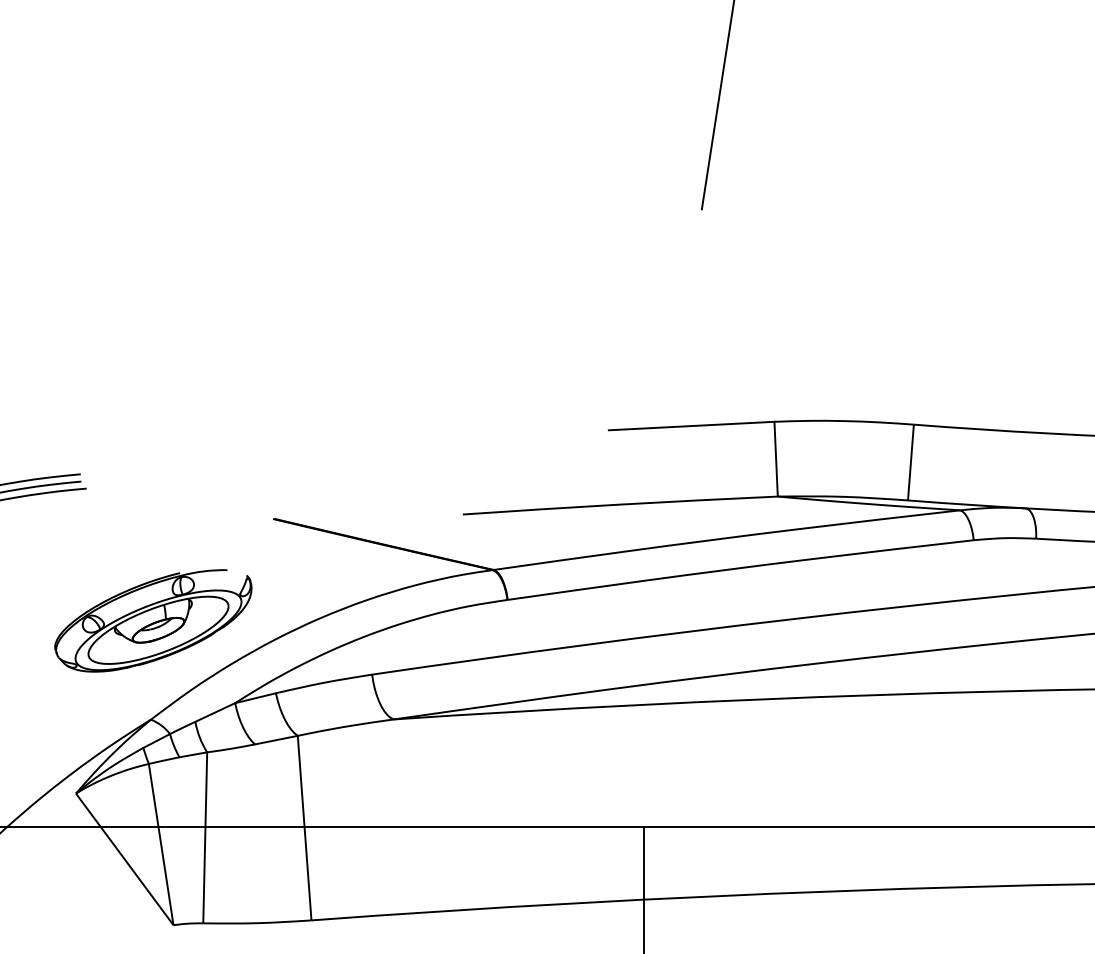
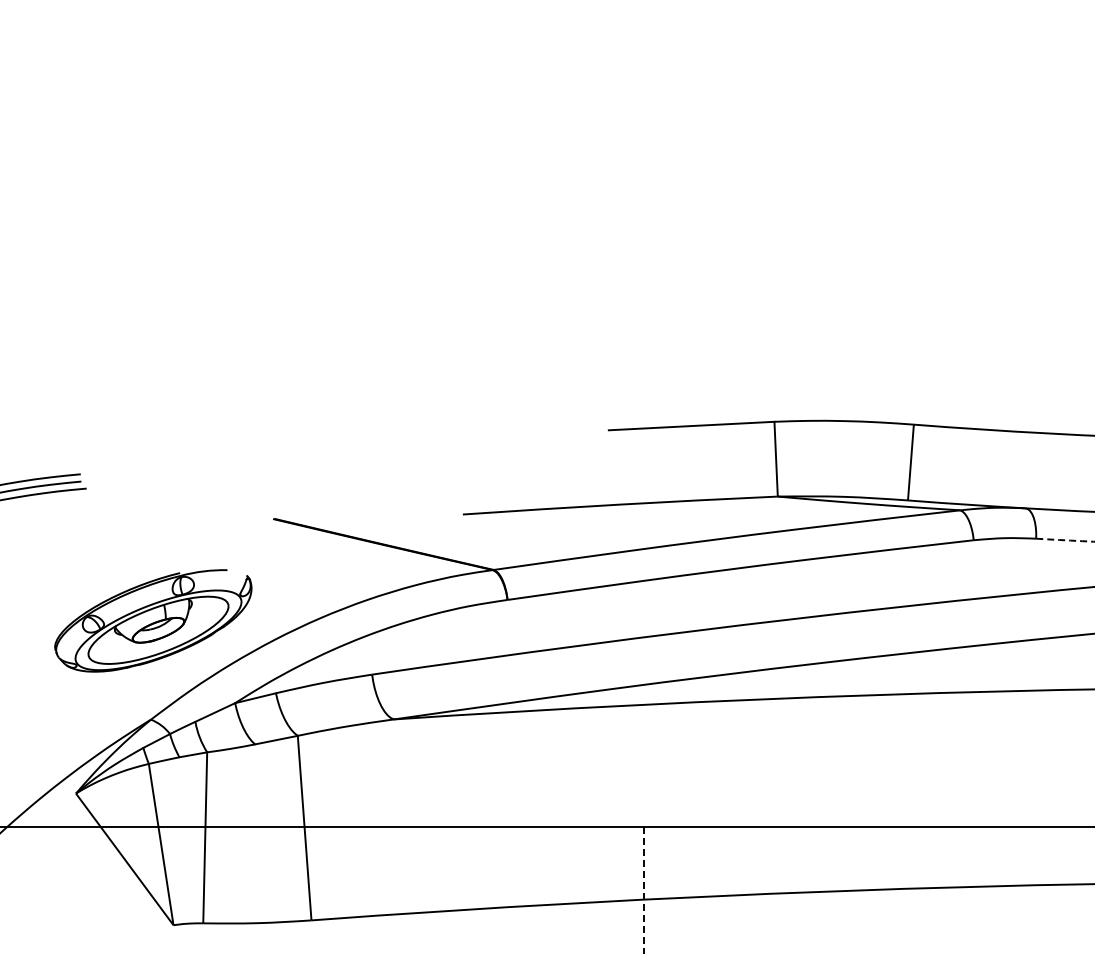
line: present -> none (717, 105)
arc: solid -> dashed (1066, 540)
line: solid -> dashed (643, 890)
